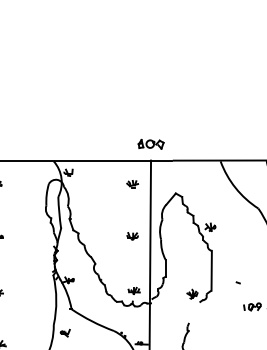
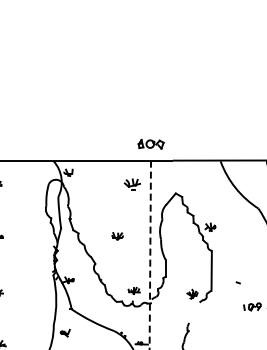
part size: 14x9 px -> 19x13 px (132, 184)
part position: (132, 236) -> (117, 236) (117, 236)
line: solid -> dashed (150, 255)
